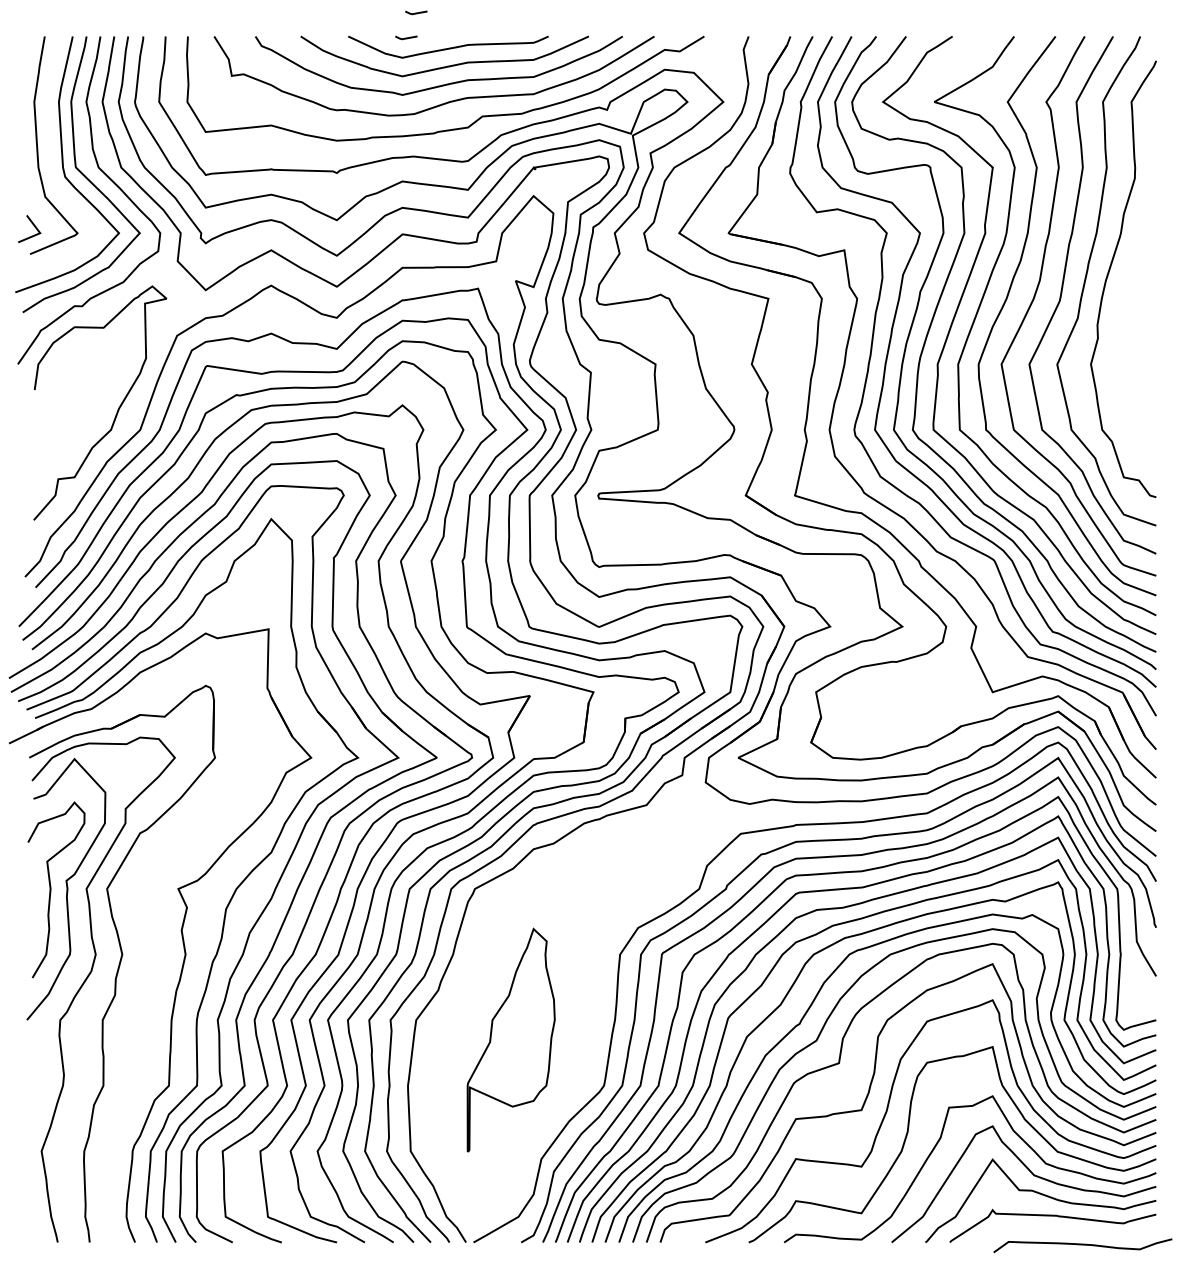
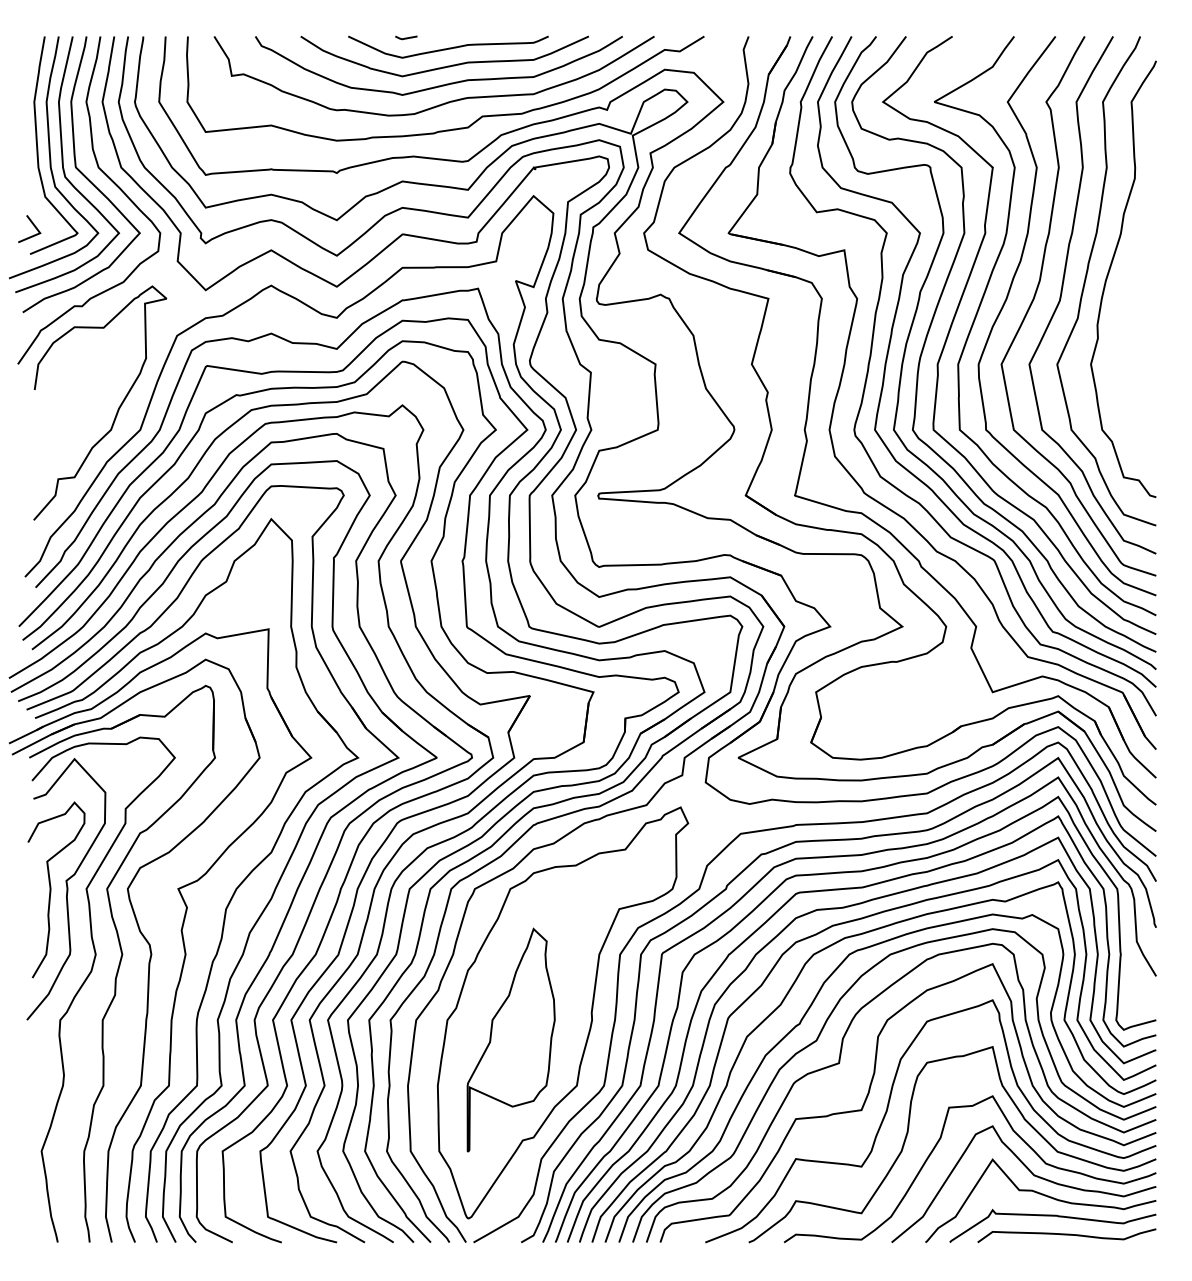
line: present -> none (416, 12)
curve: none -> present (51, 158)
part: none -> present (146, 942)
part: none -> present (563, 1012)
curve position: (1082, 1245) -> (1066, 1235) (1066, 1235)
